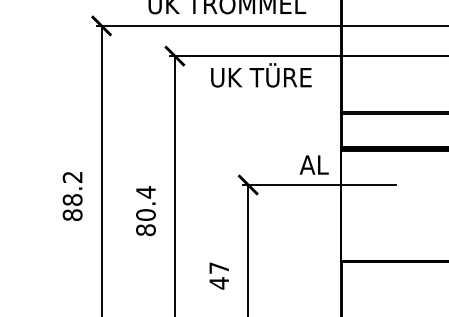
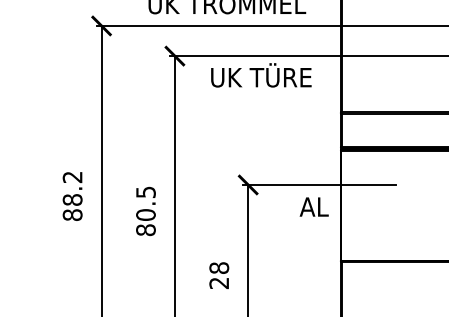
text position: (313, 164) -> (313, 206) (313, 206)
text: 80.4 -> 80.5 (145, 192)
text: 47 -> 28 (219, 275)
